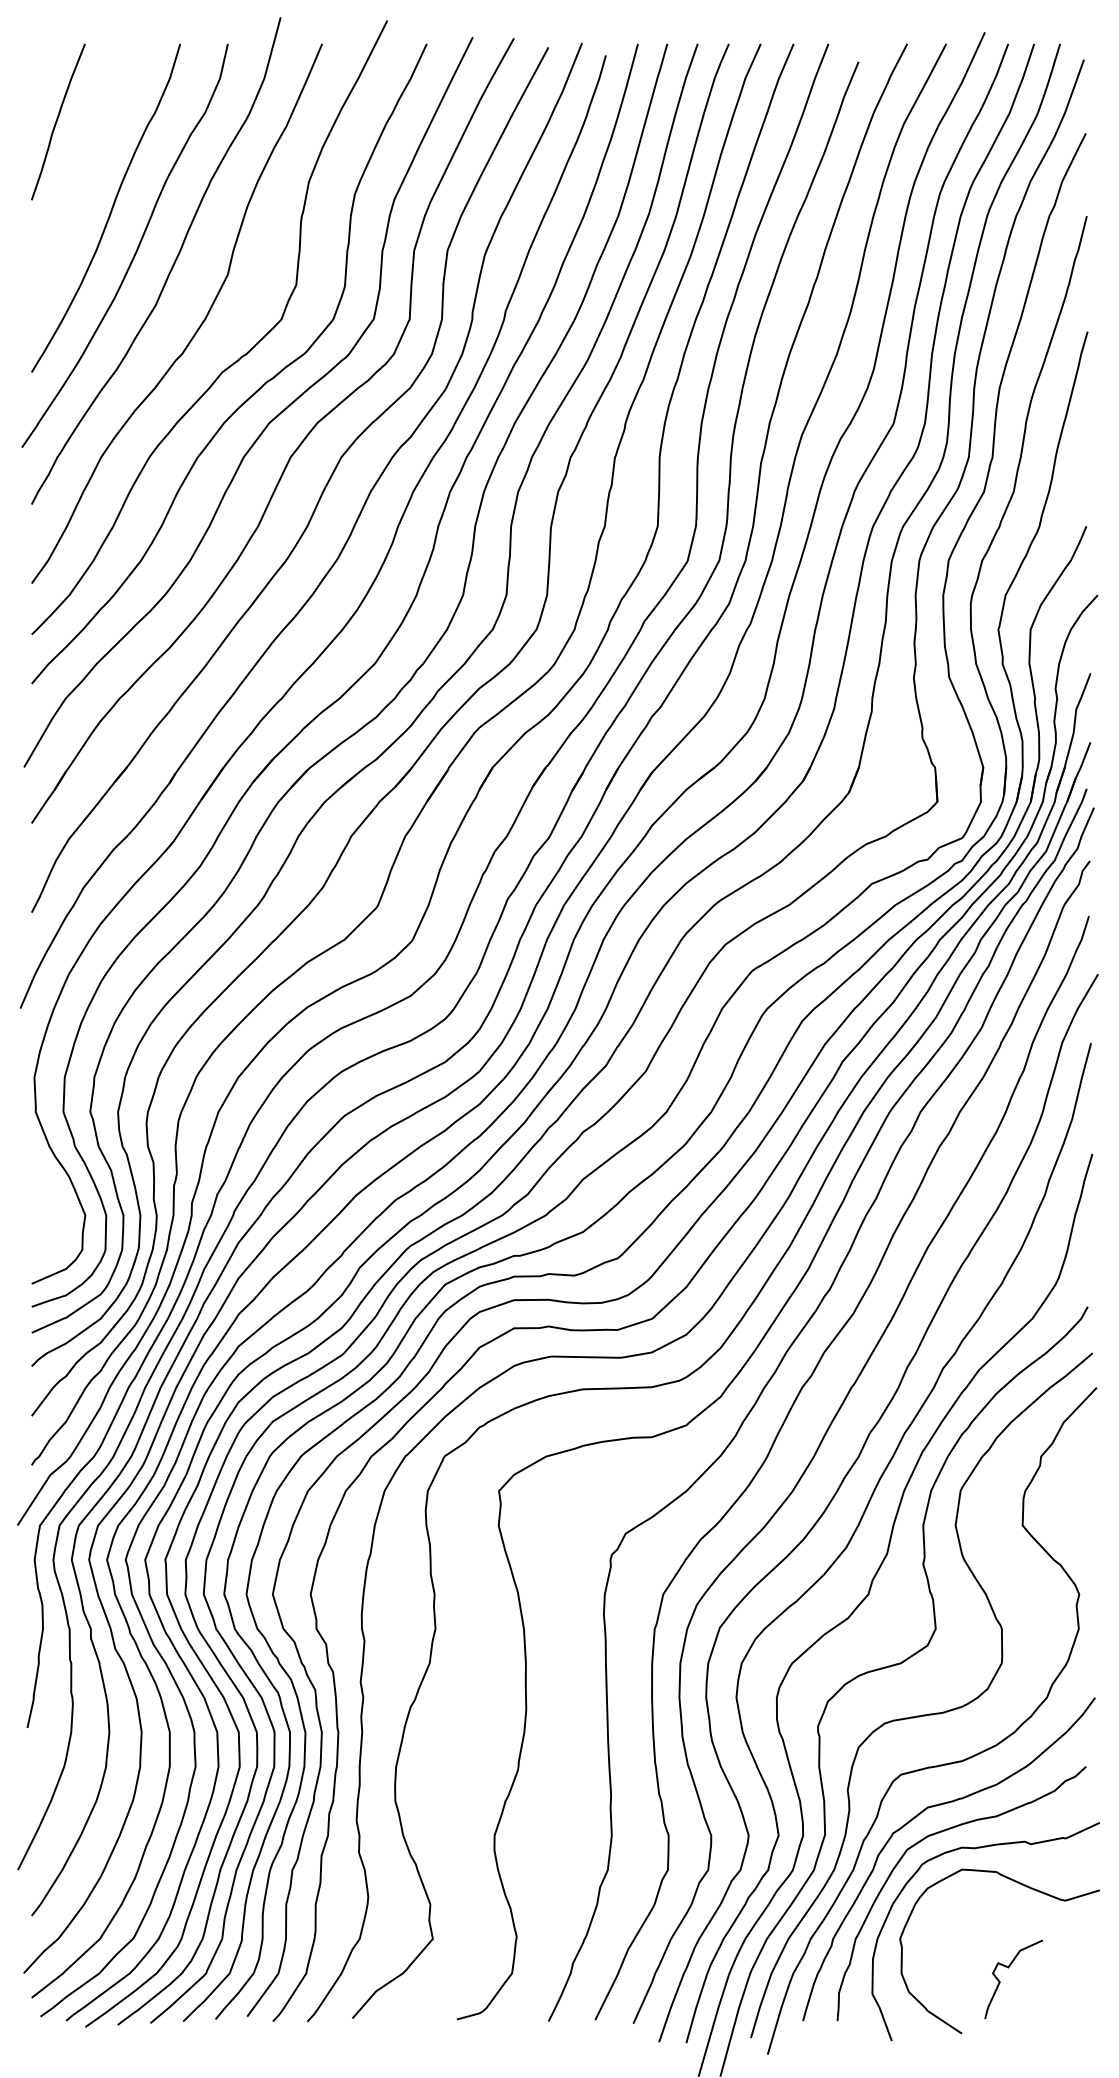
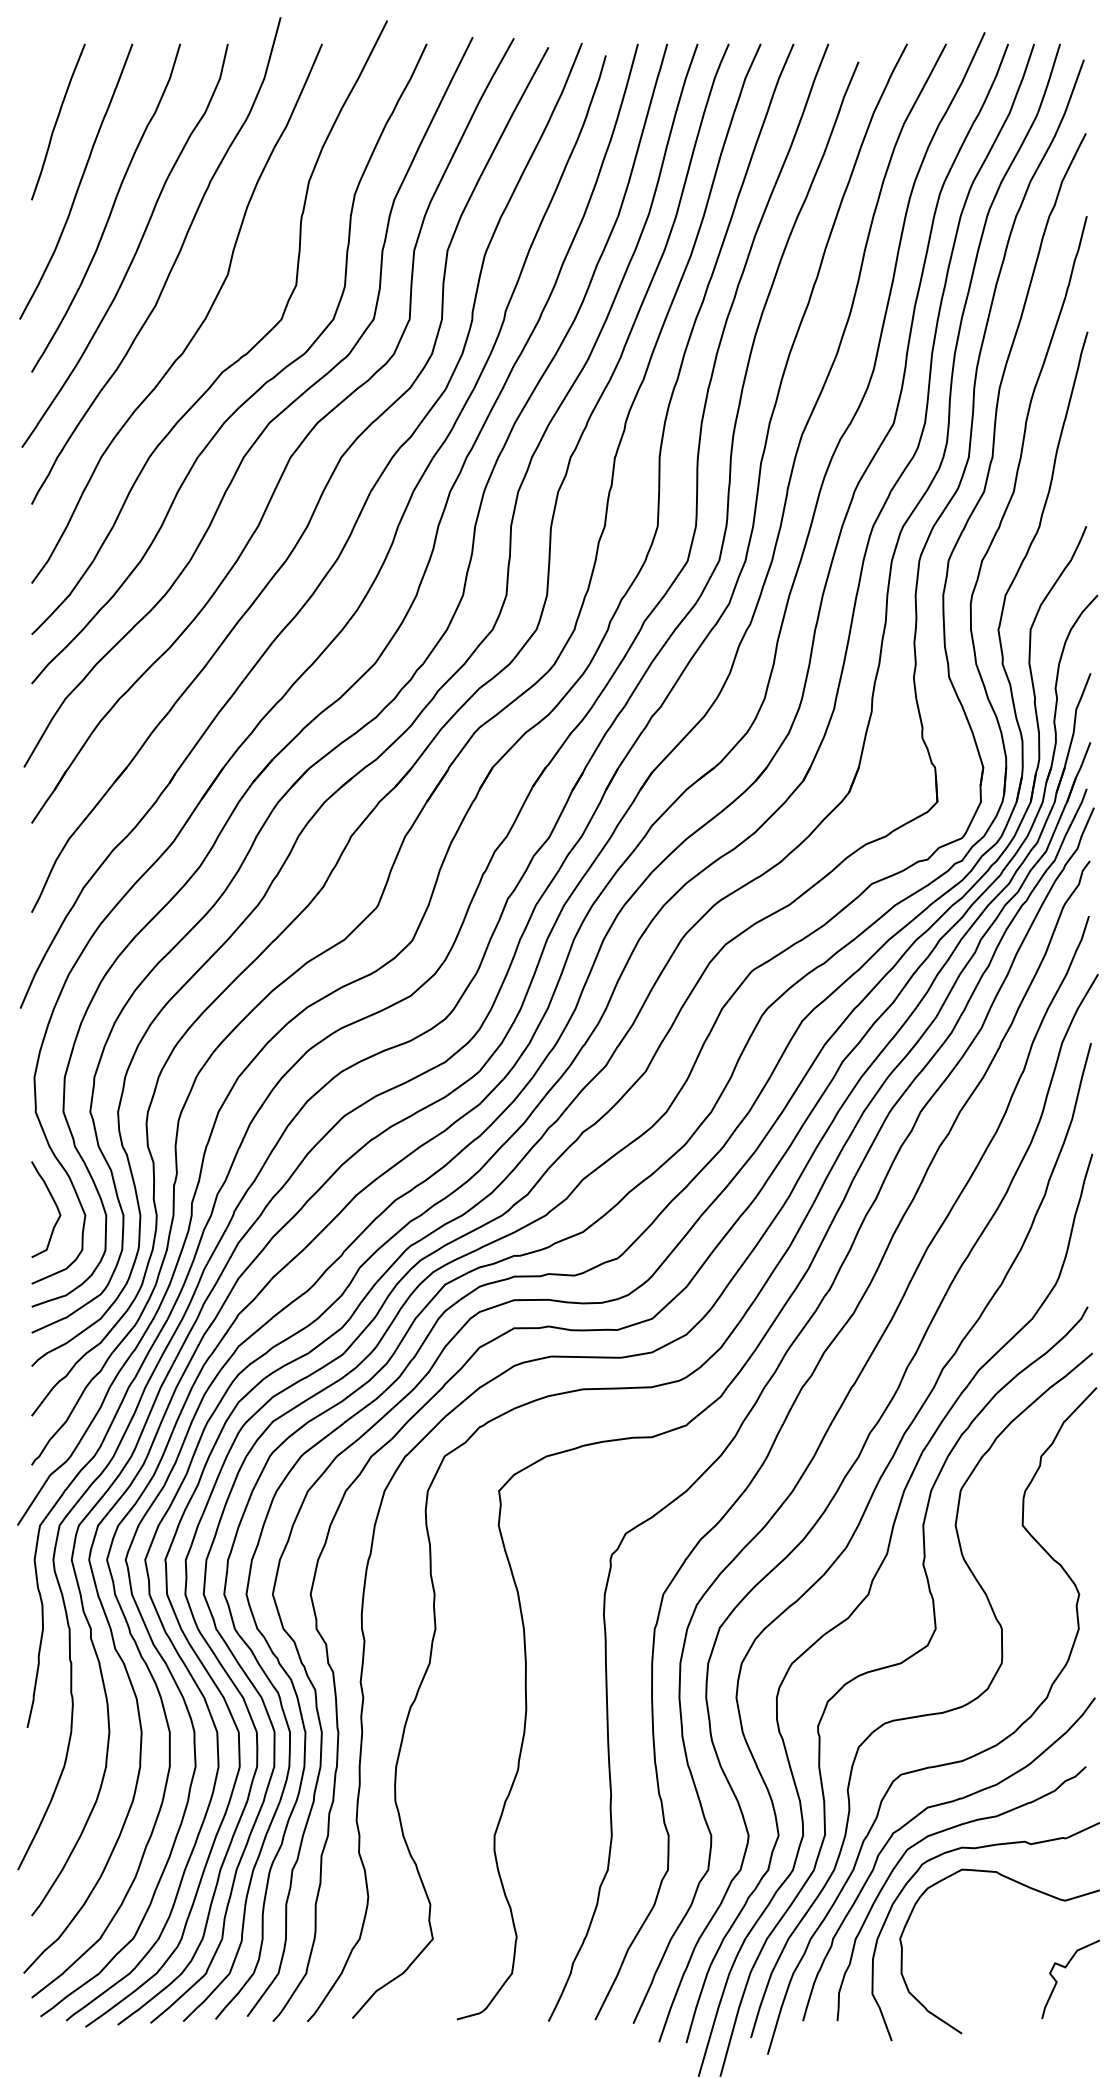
curve: none -> present (79, 181)
curve: none -> present (55, 1205)
curve position: (1008, 1968) -> (1065, 1968) (1065, 1968)
